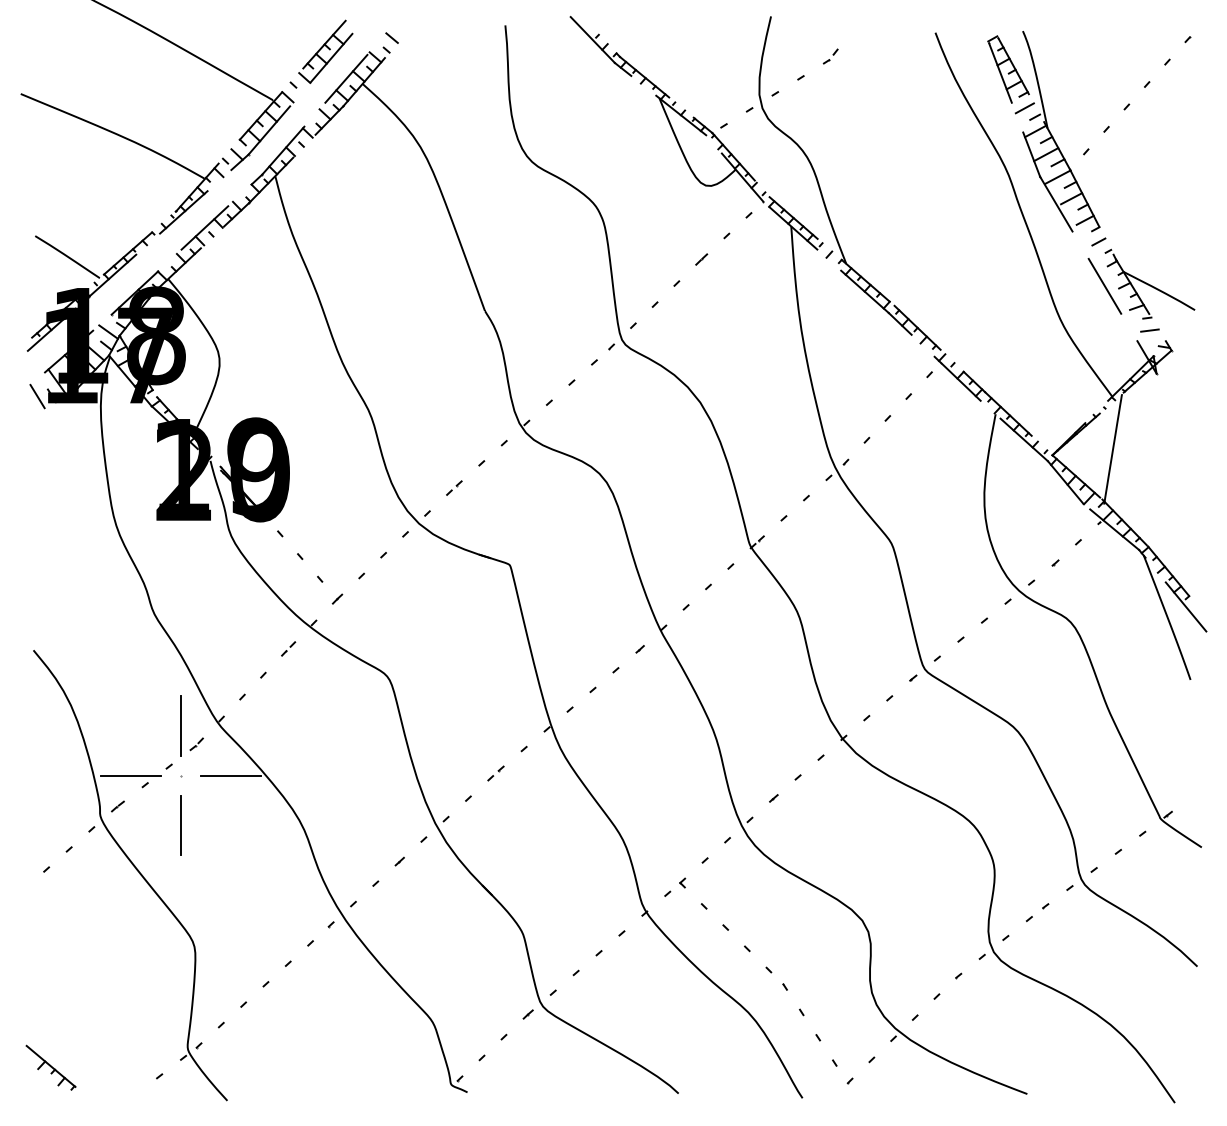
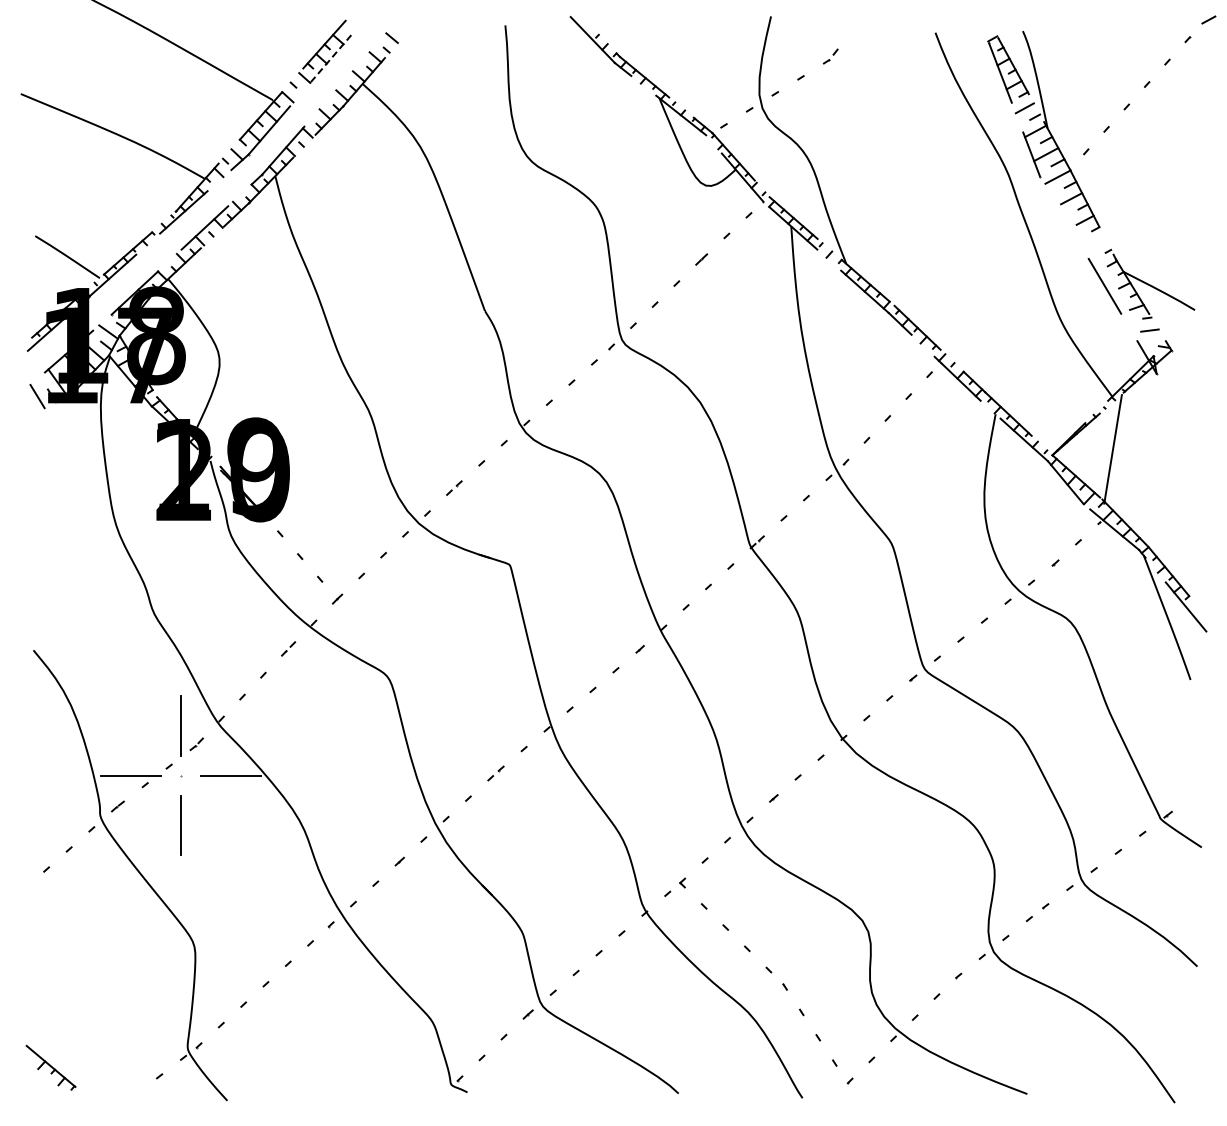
line: solid -> dashed (331, 58)
line: present -> none (346, 78)
line: present -> none (1056, 203)
line position: (1098, 241) -> (1208, 19) (1208, 19)
